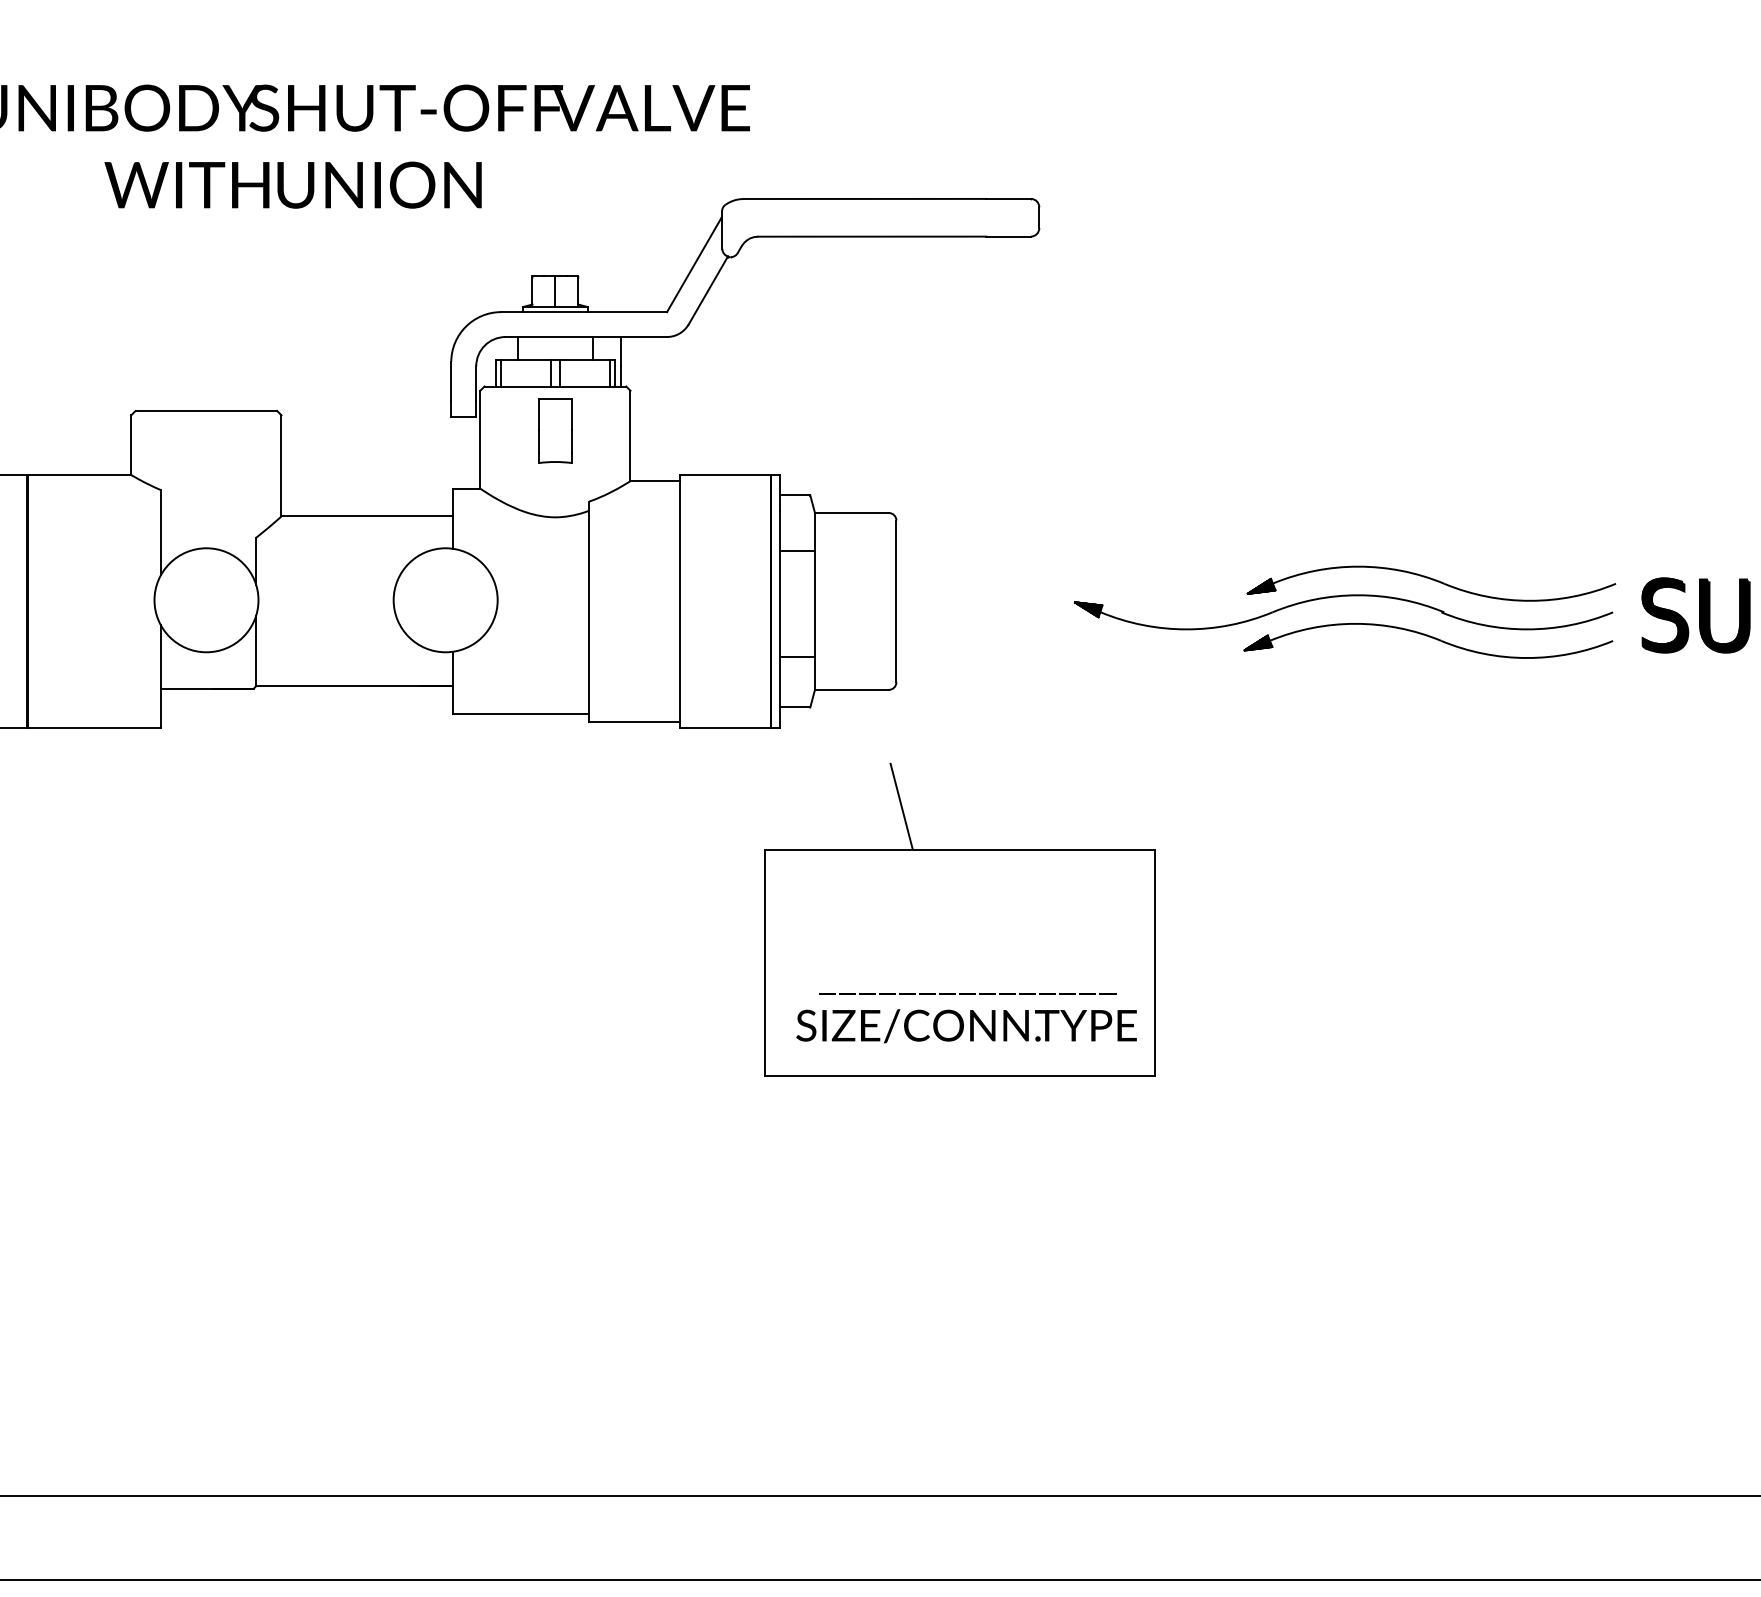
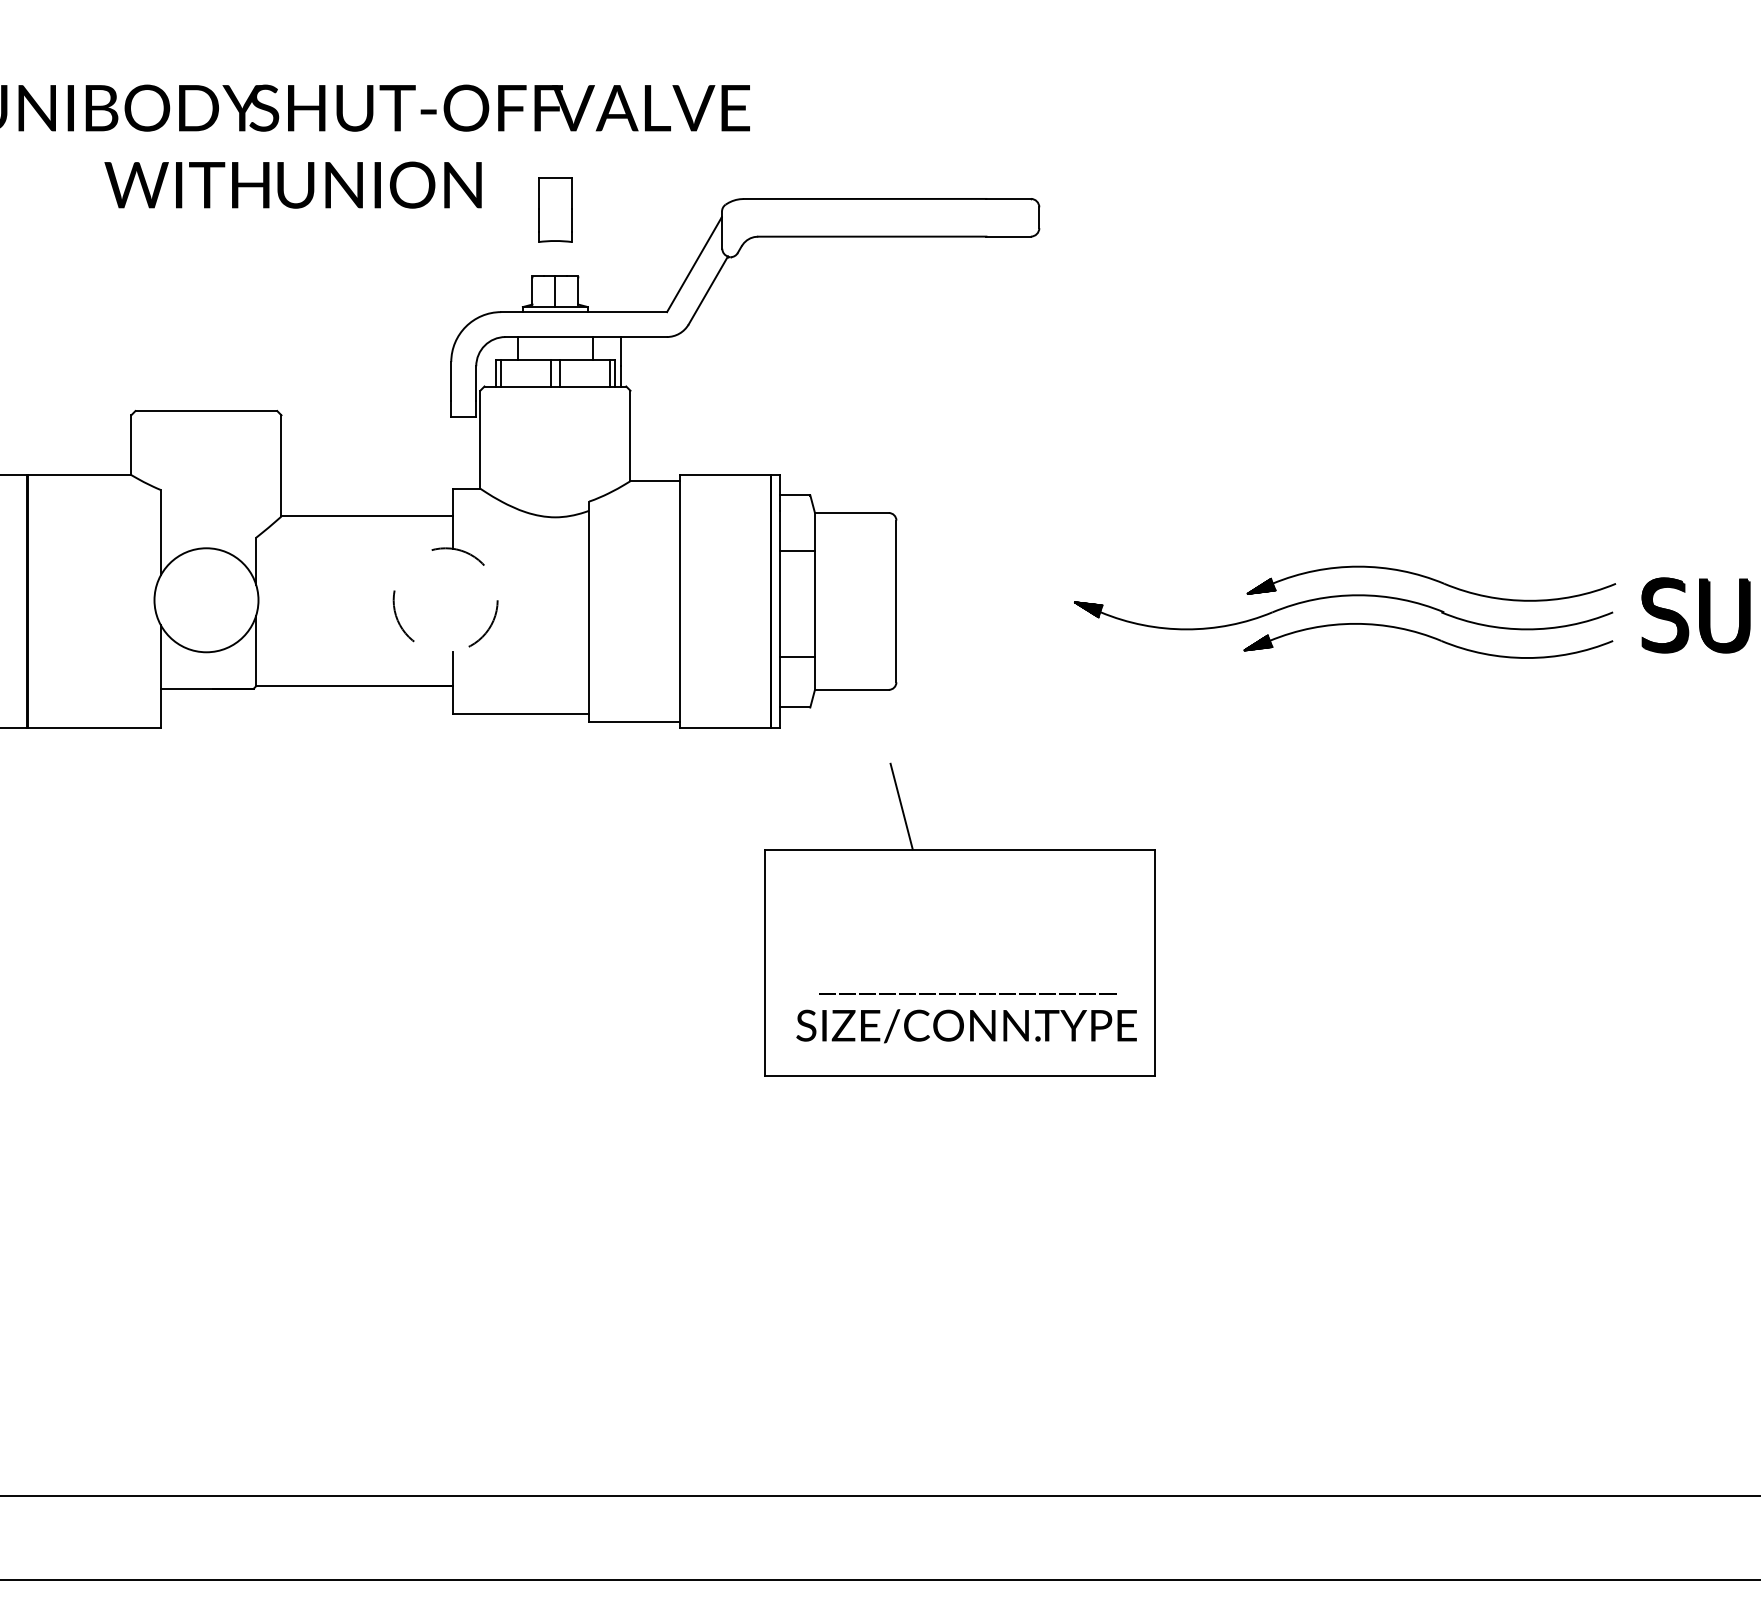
part position: (555, 430) -> (555, 209) (555, 209)
circle: solid -> dashed (445, 600)
